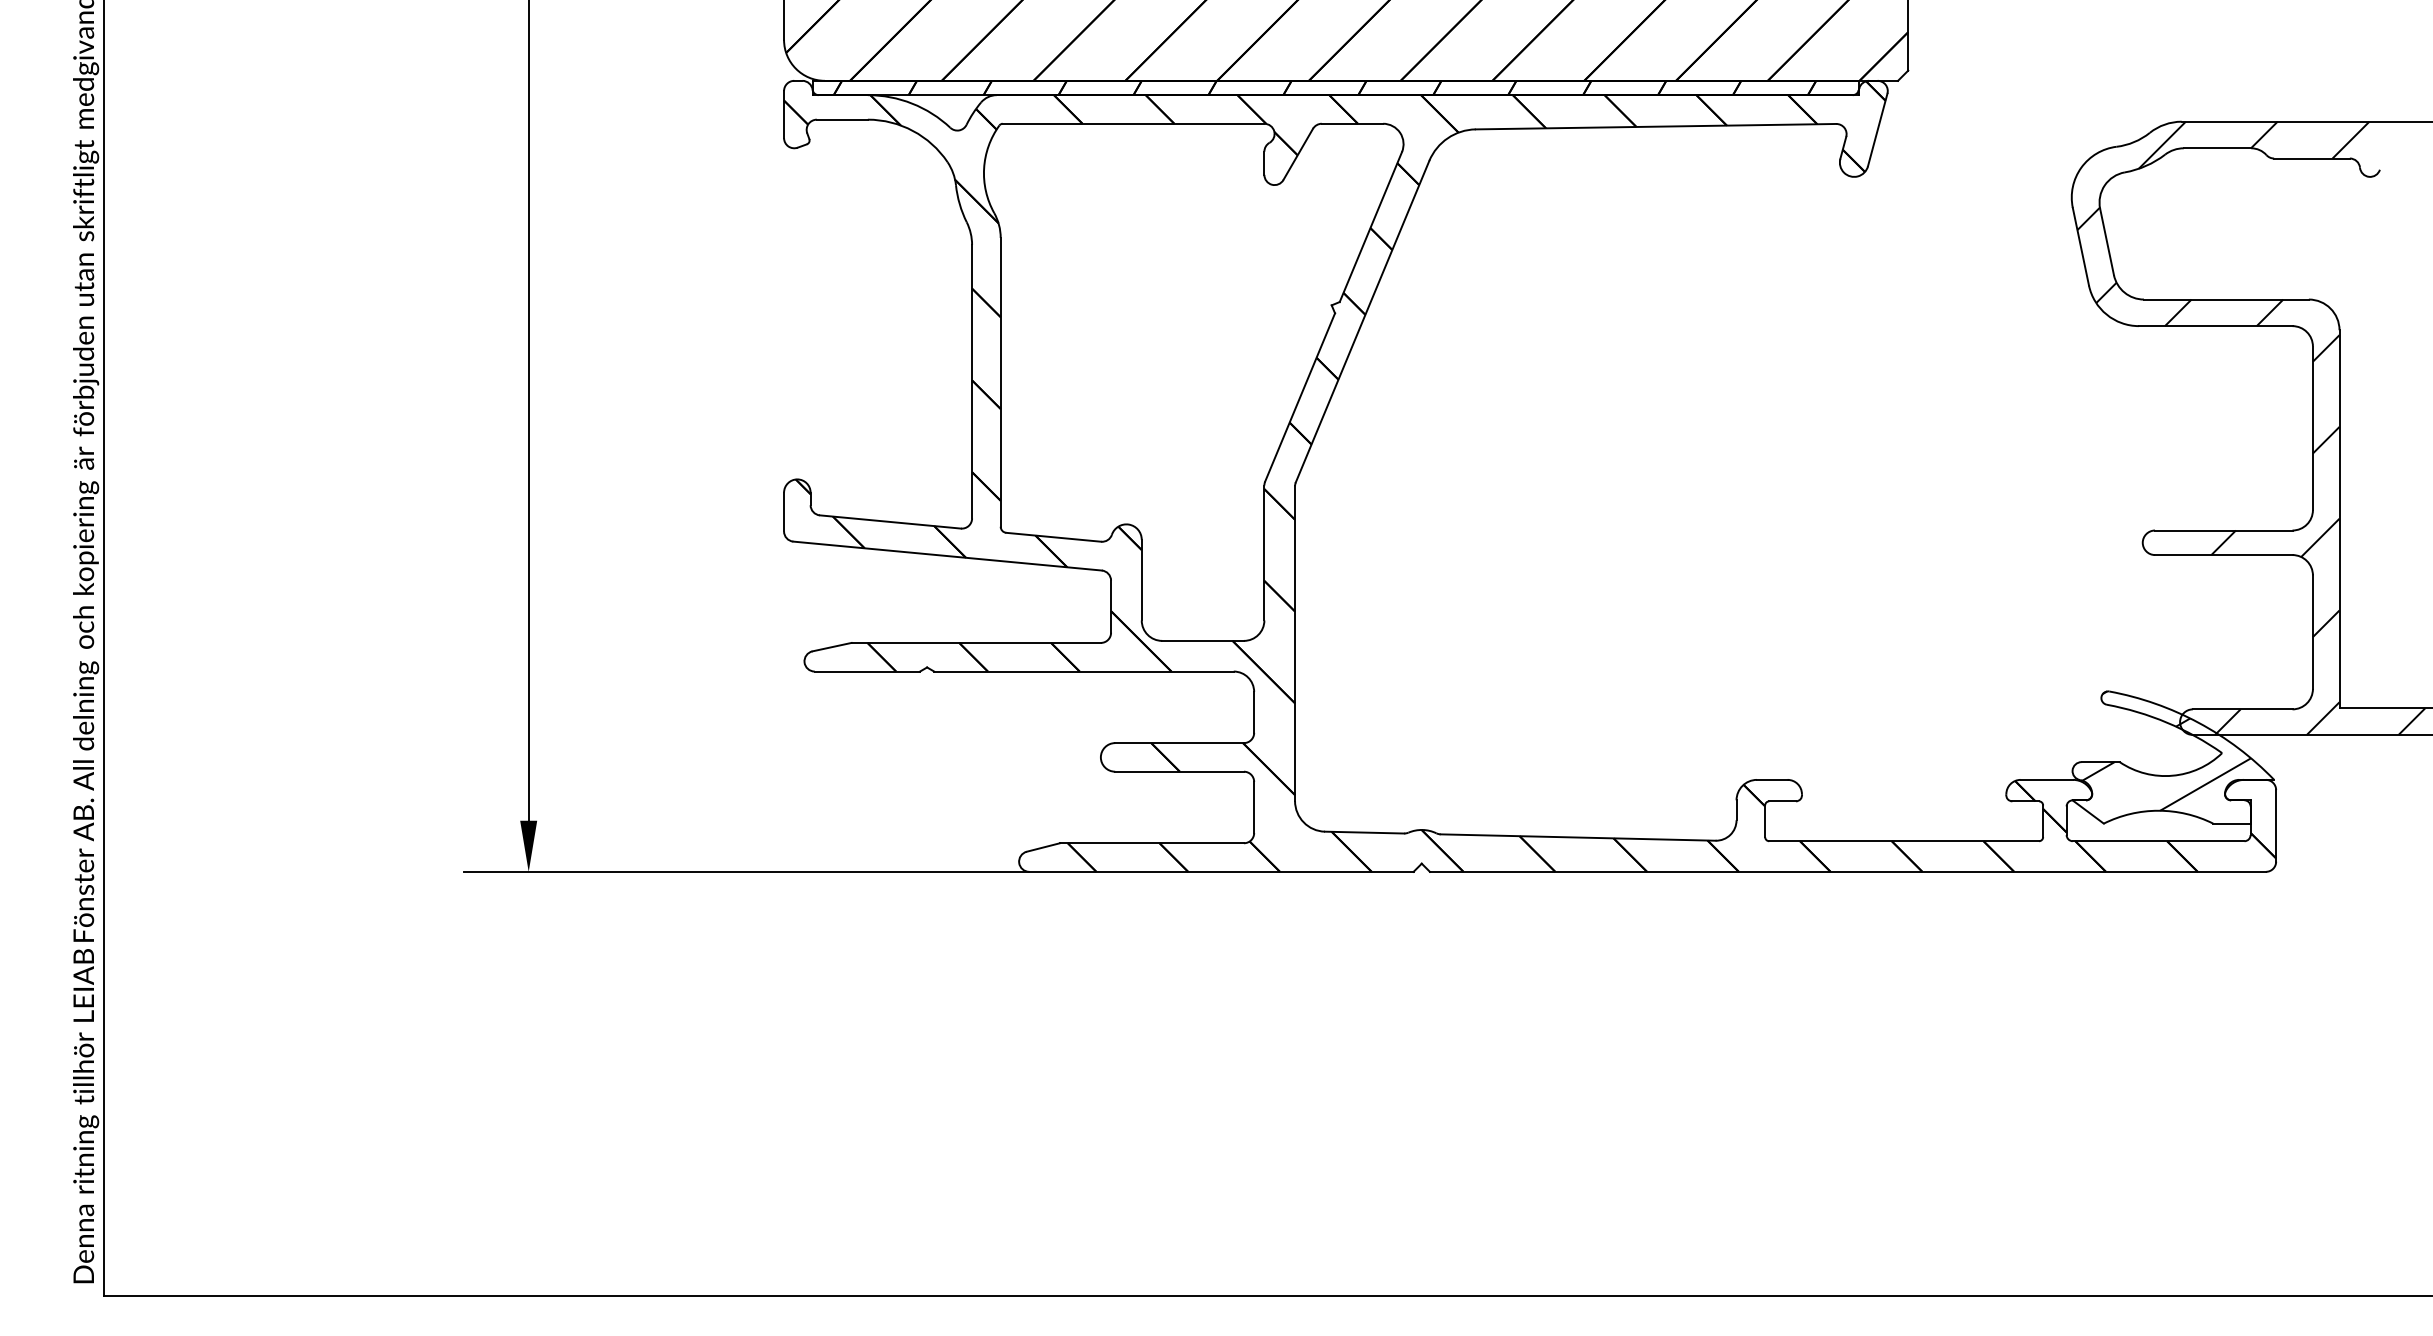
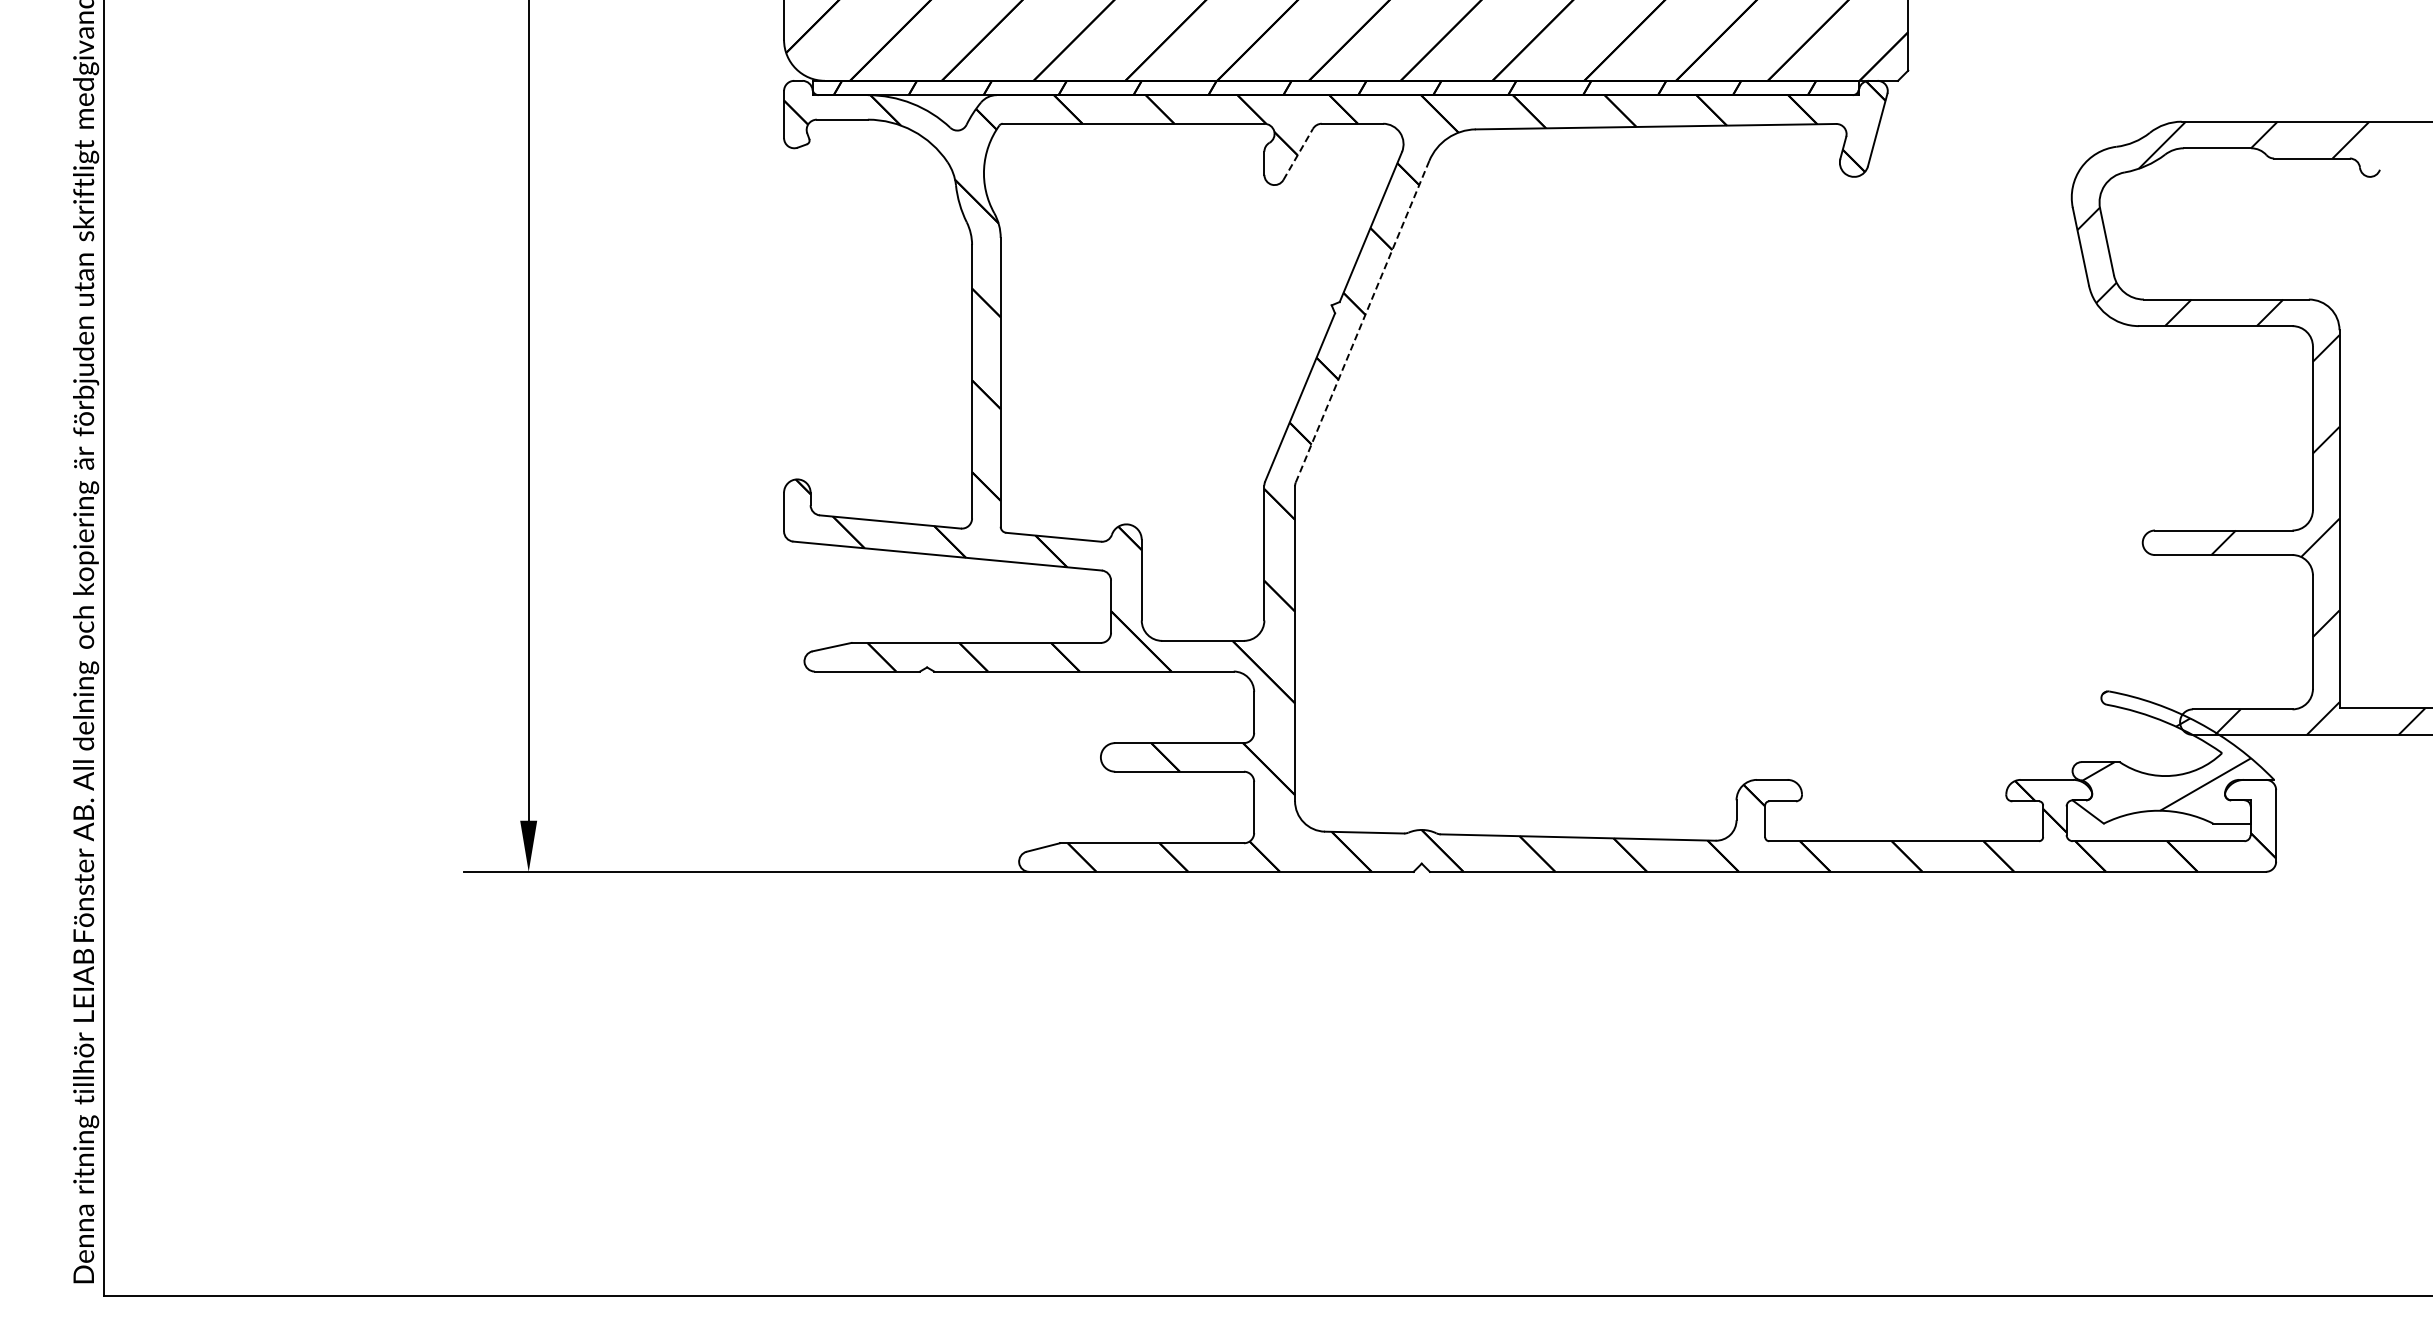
line: solid -> dashed (1298, 154)
line: solid -> dashed (1362, 321)
